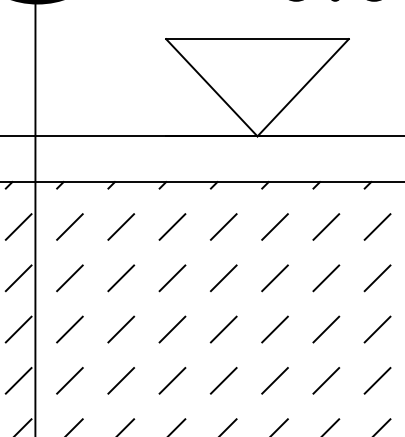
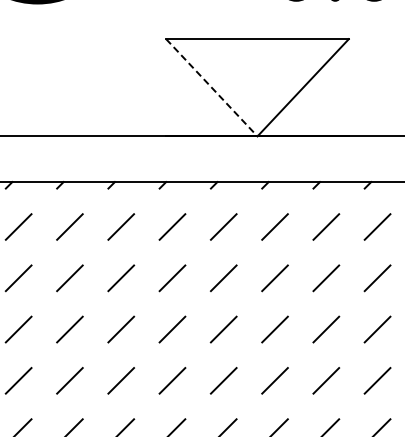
line: solid -> dashed (211, 87)
line: present -> none (35, 217)
